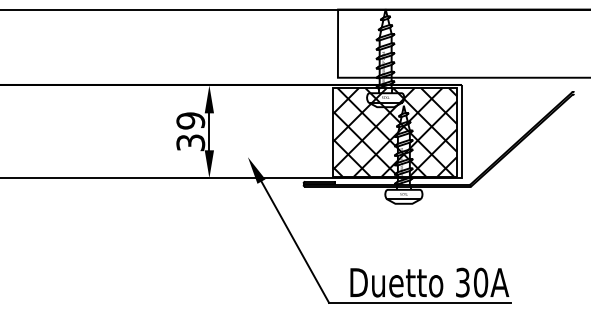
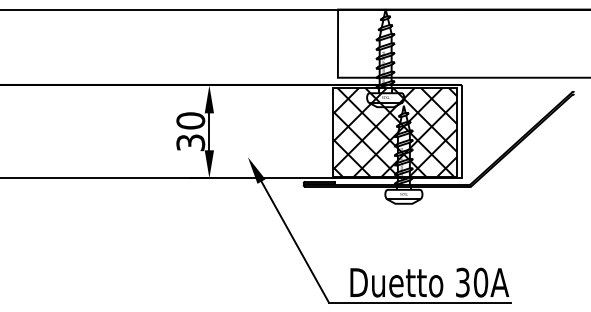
text: 39 -> 30 (190, 120)
